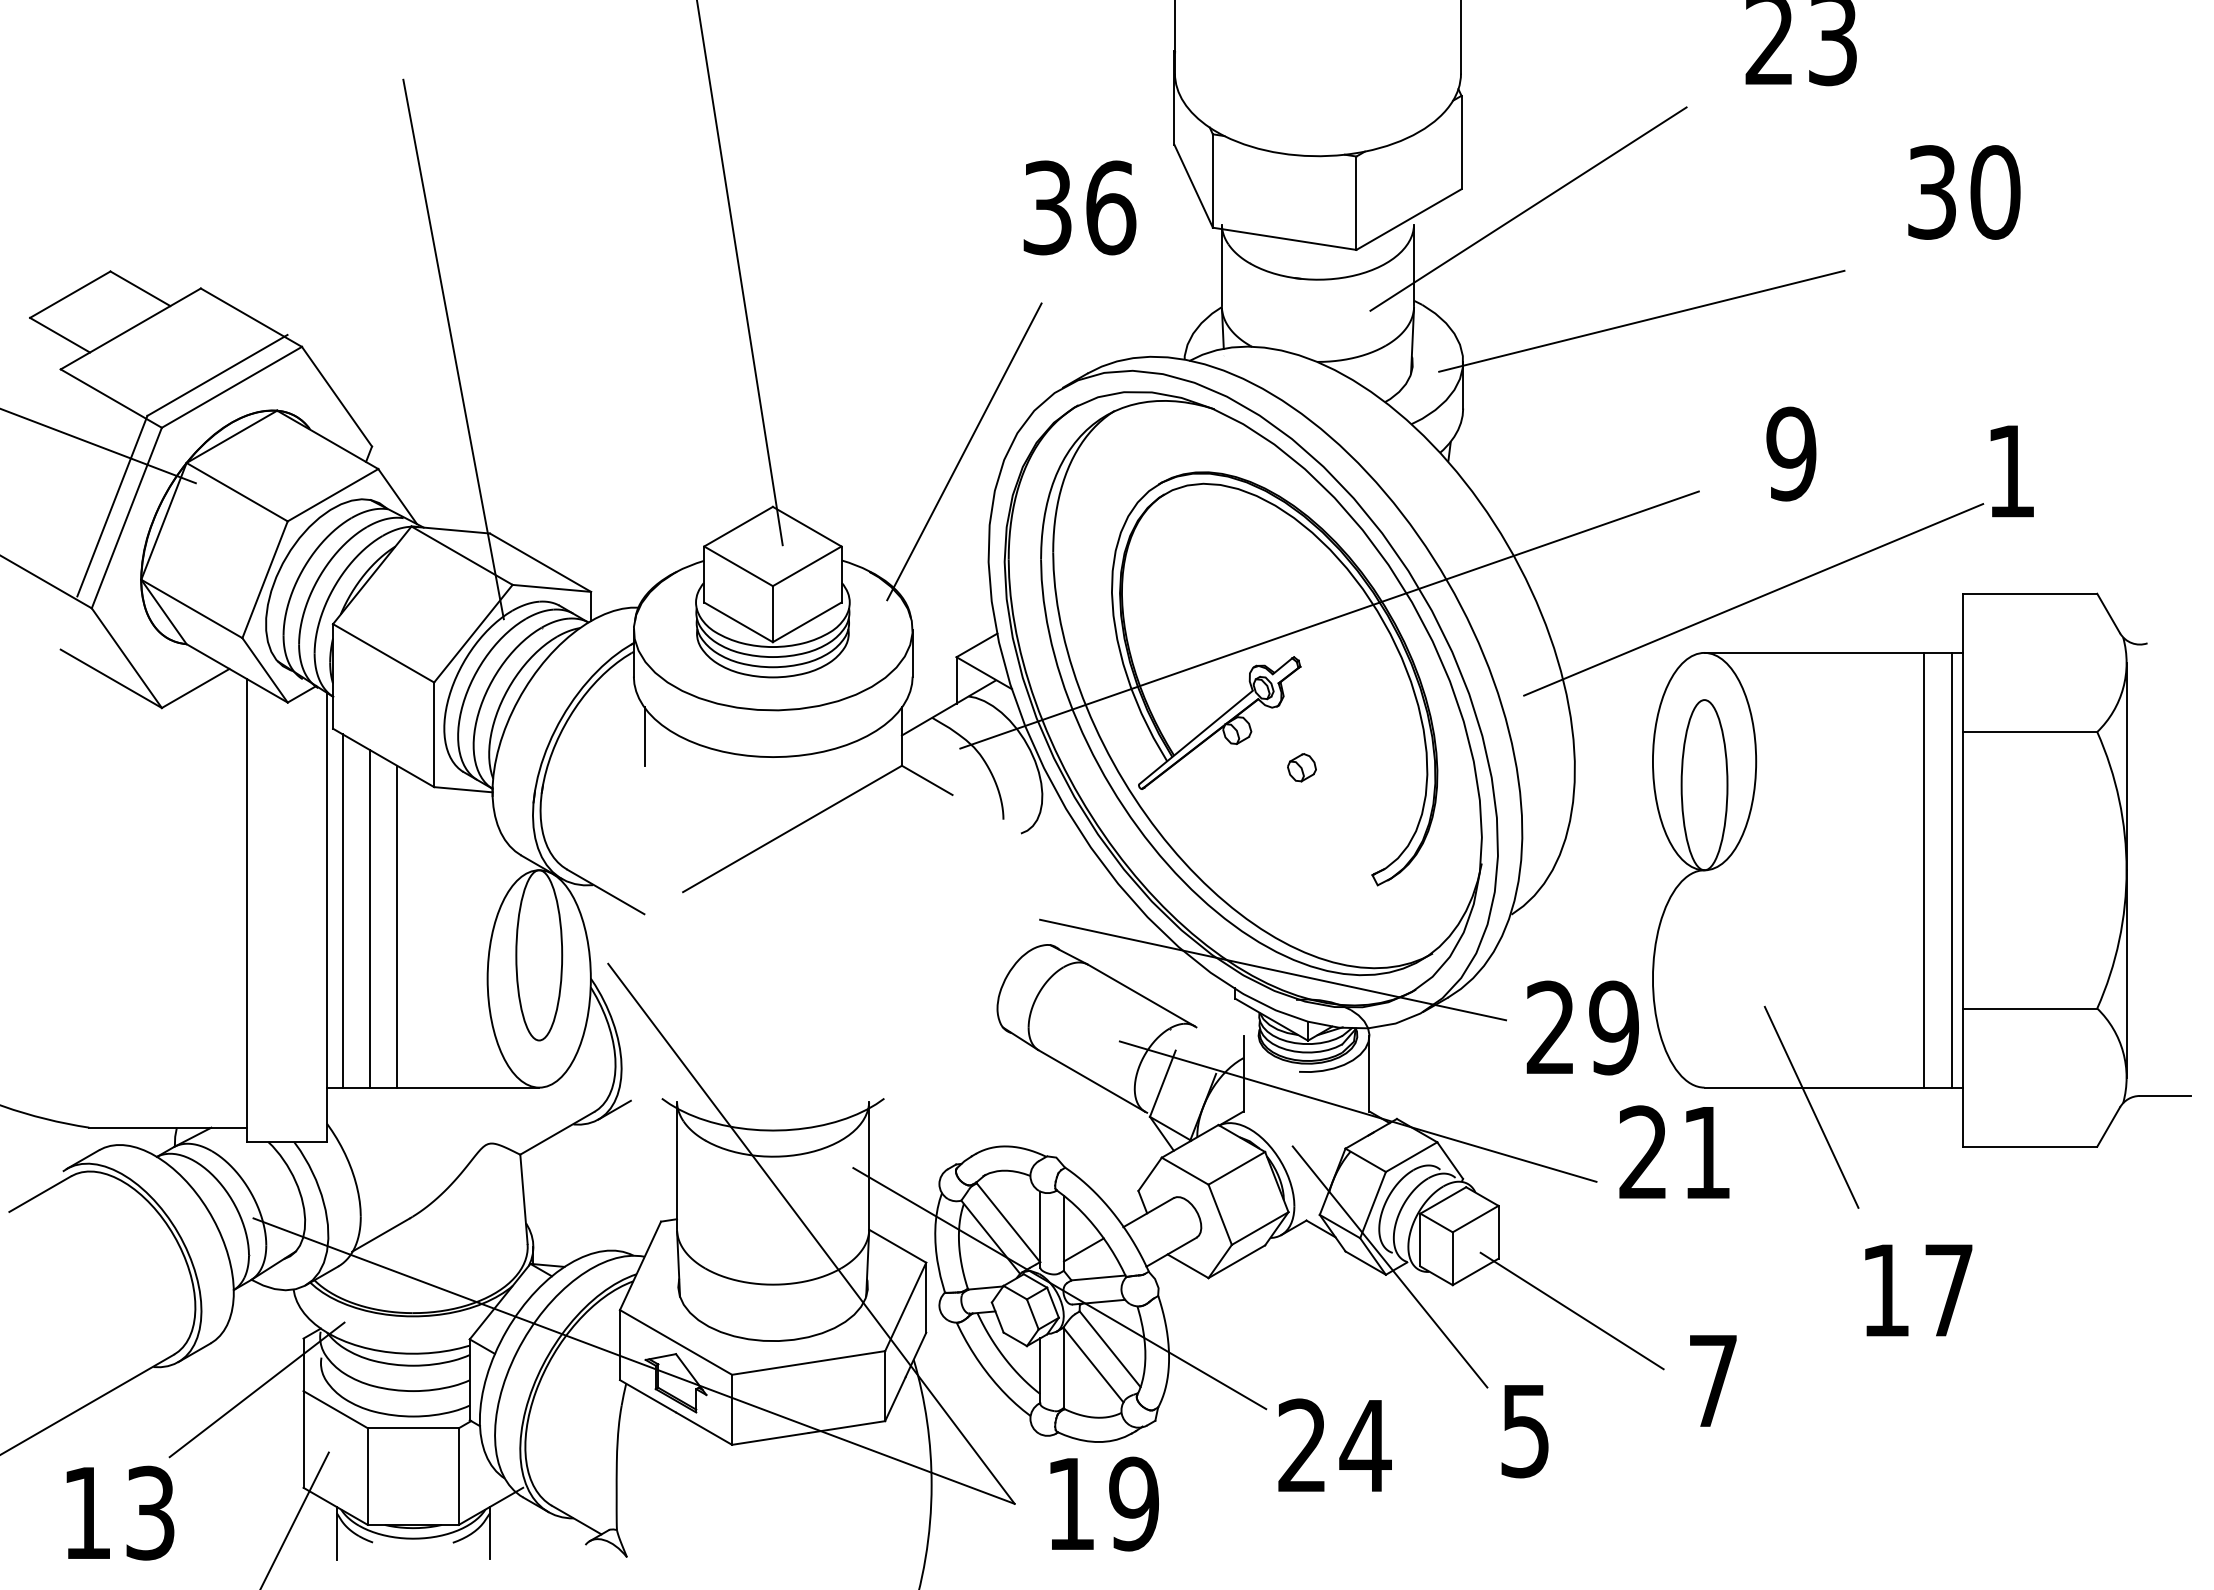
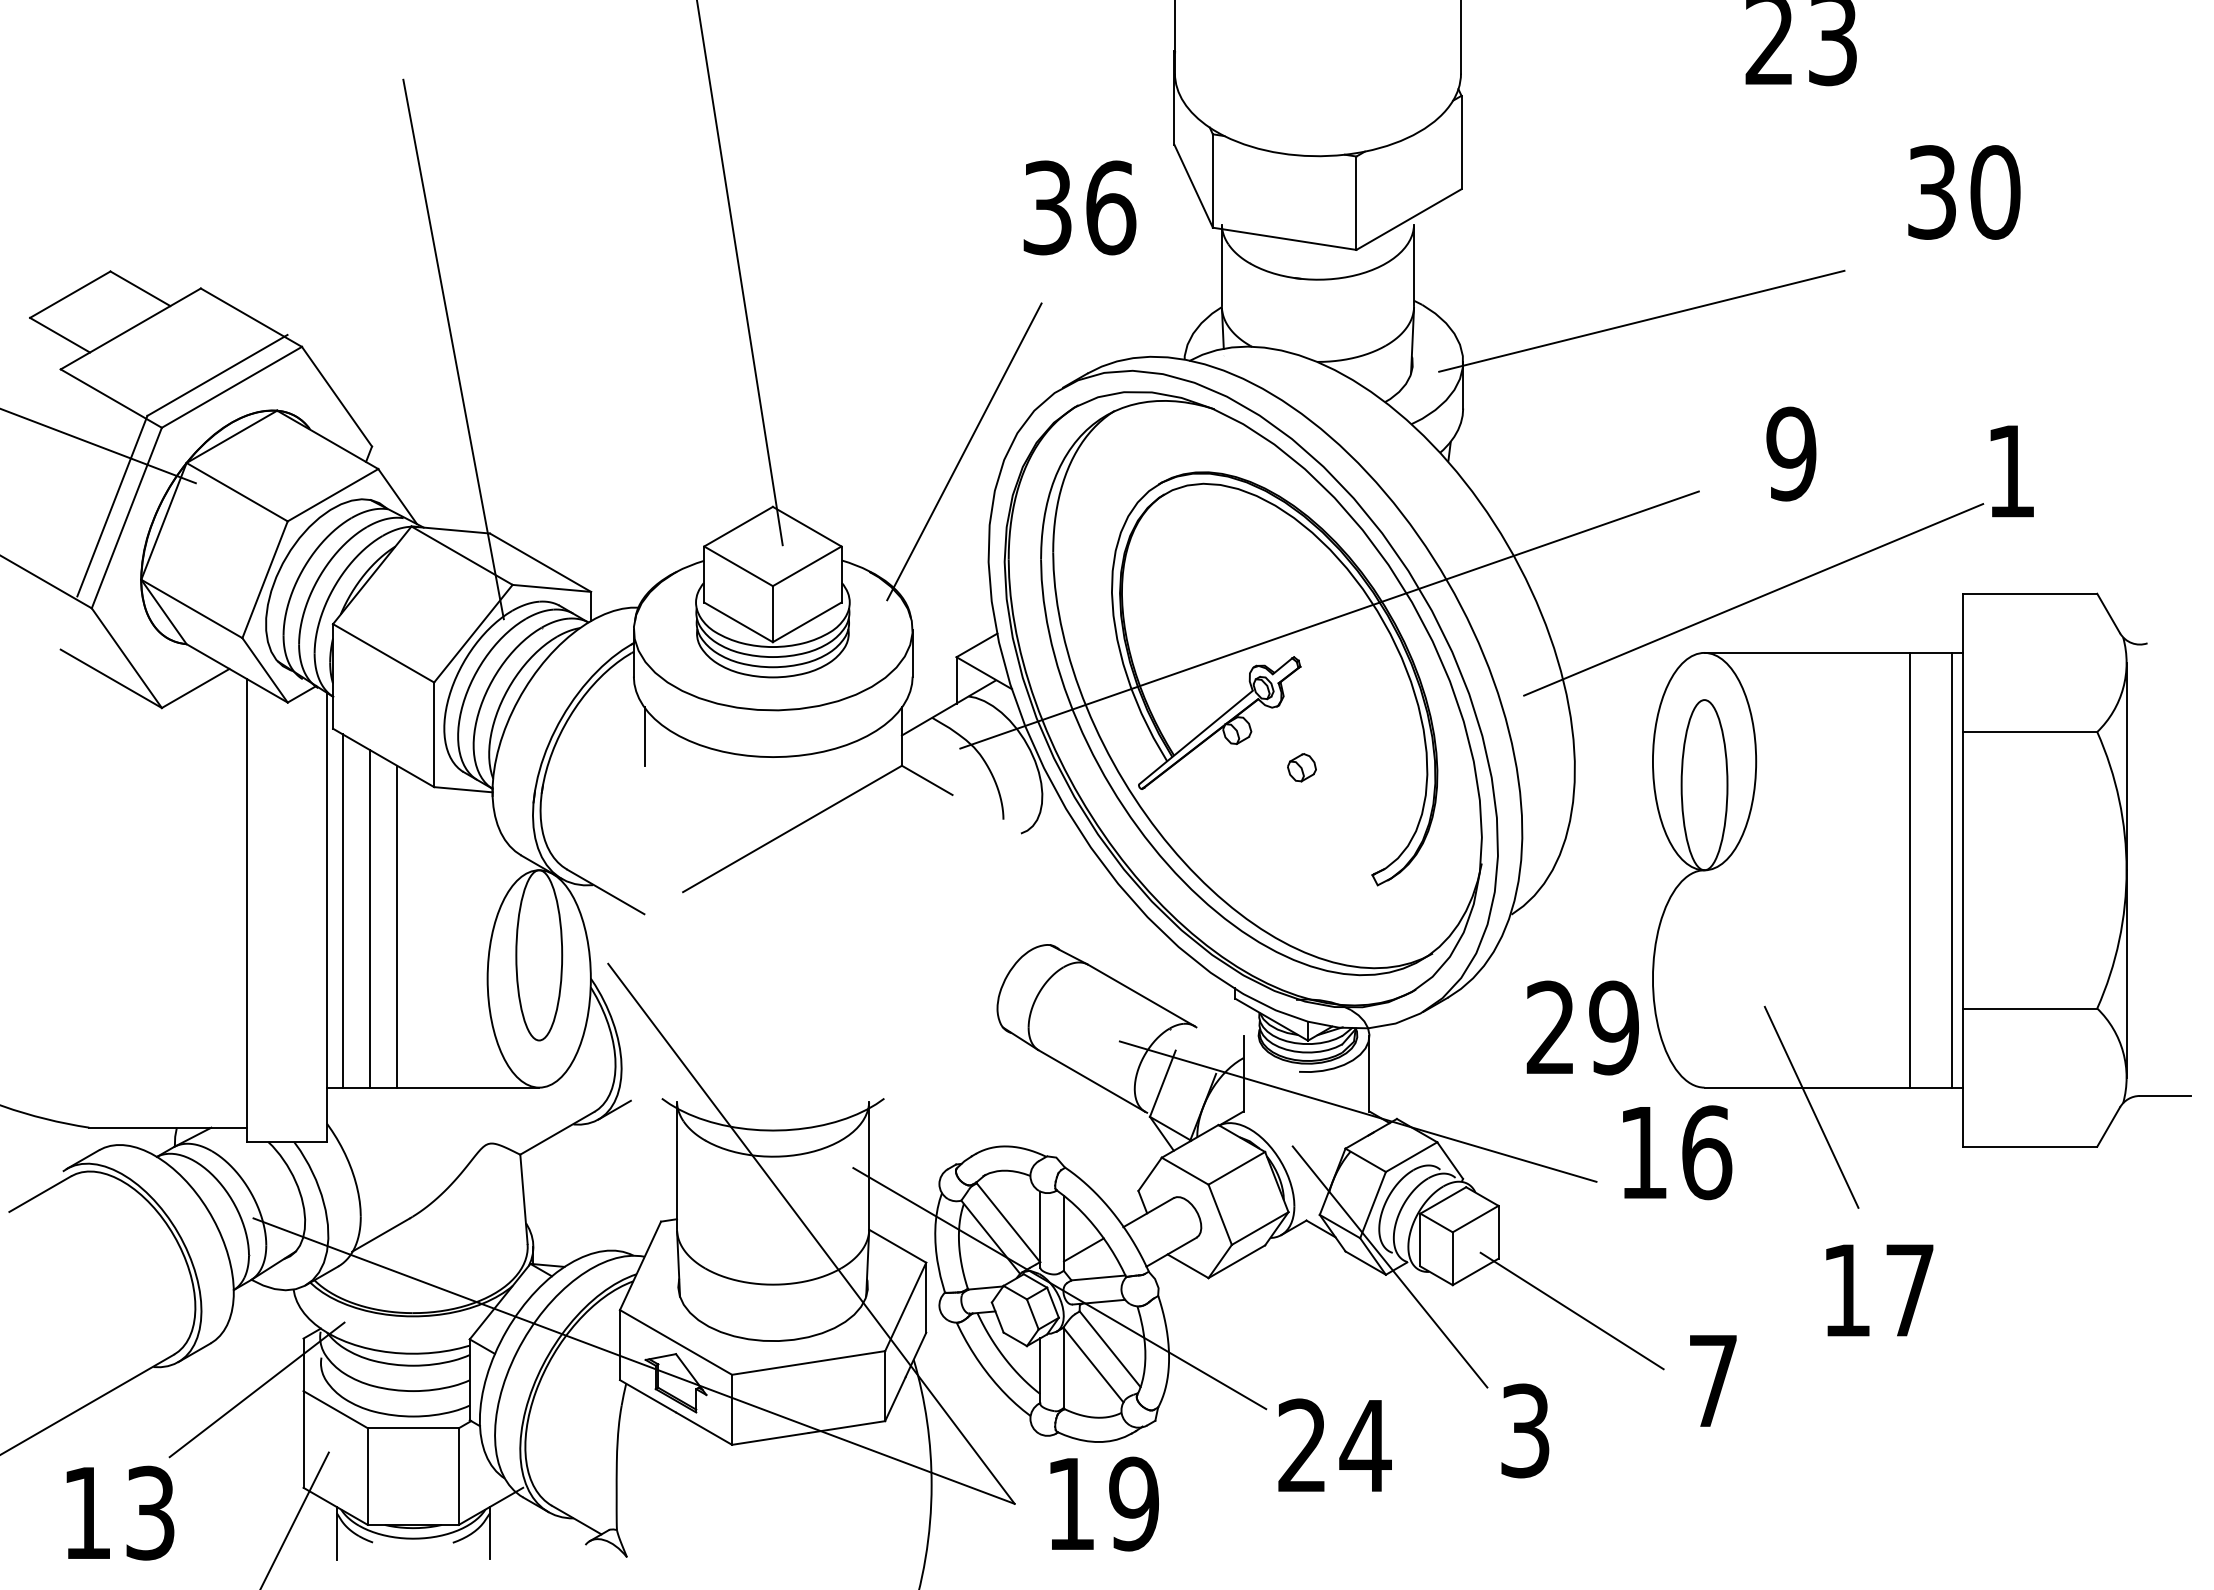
line: present -> none (1528, 208)
line position: (1924, 869) -> (1910, 869) (1910, 869)
line: present -> none (1273, 969)
text: 21 -> 16 (1675, 1152)
text position: (1918, 1290) -> (1879, 1290) (1879, 1290)
text: 5 -> 3 (1525, 1430)
